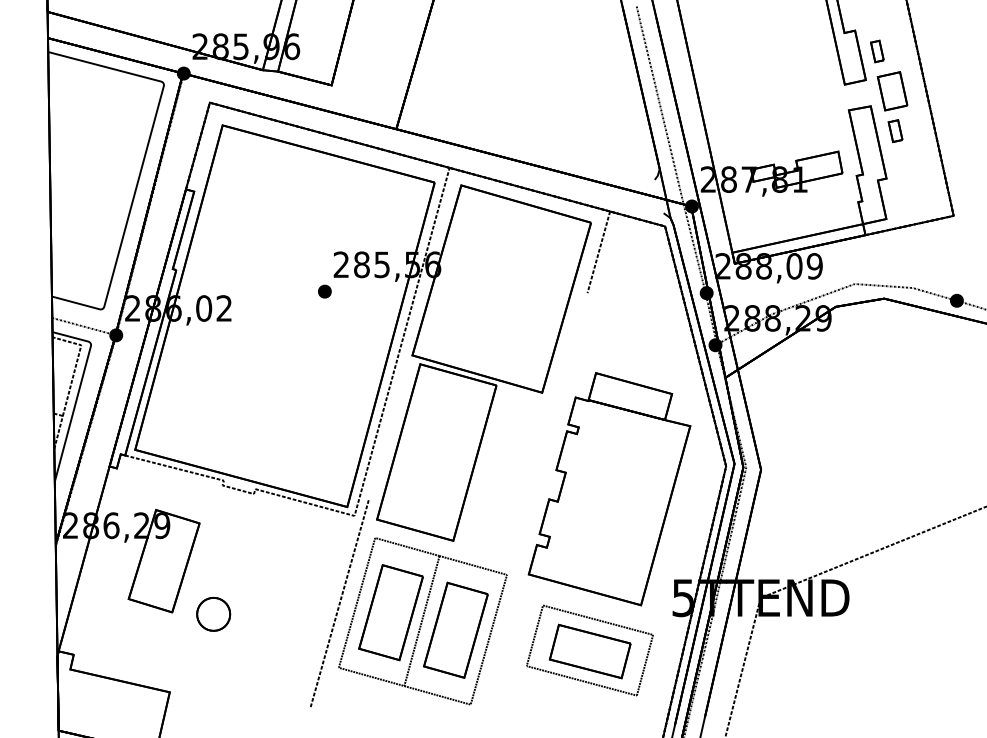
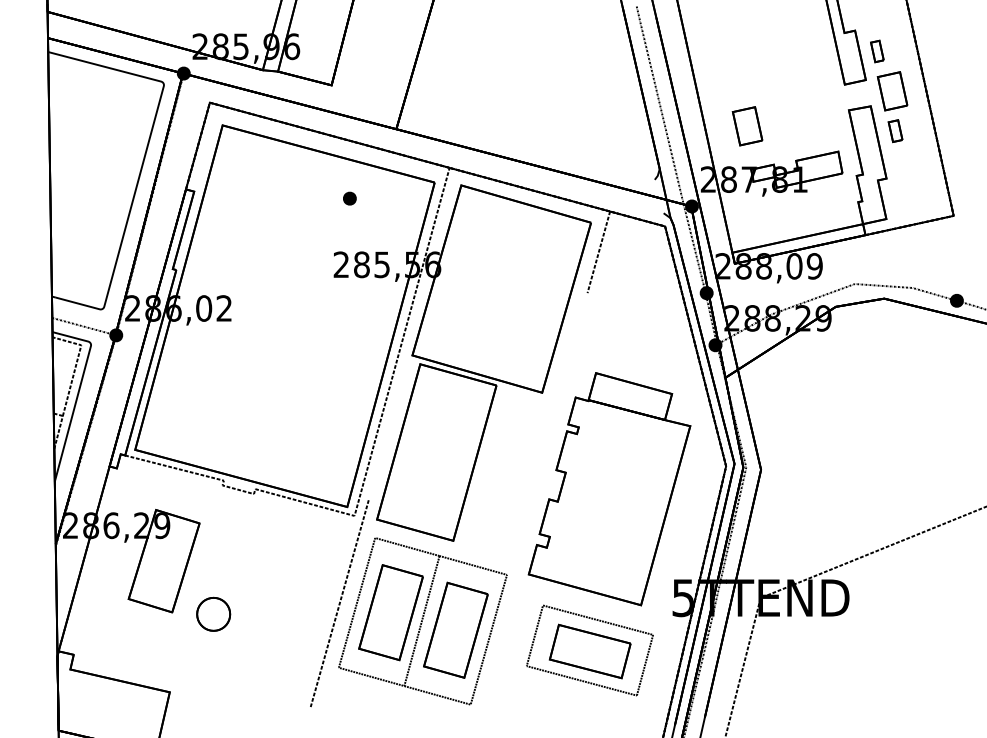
part: none -> present (747, 126)
part position: (324, 291) -> (349, 198) (349, 198)
